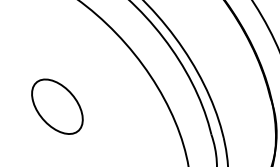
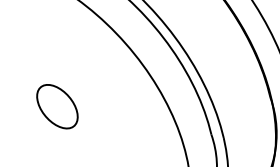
part size: 53x57 px -> 43x46 px (57, 106)
